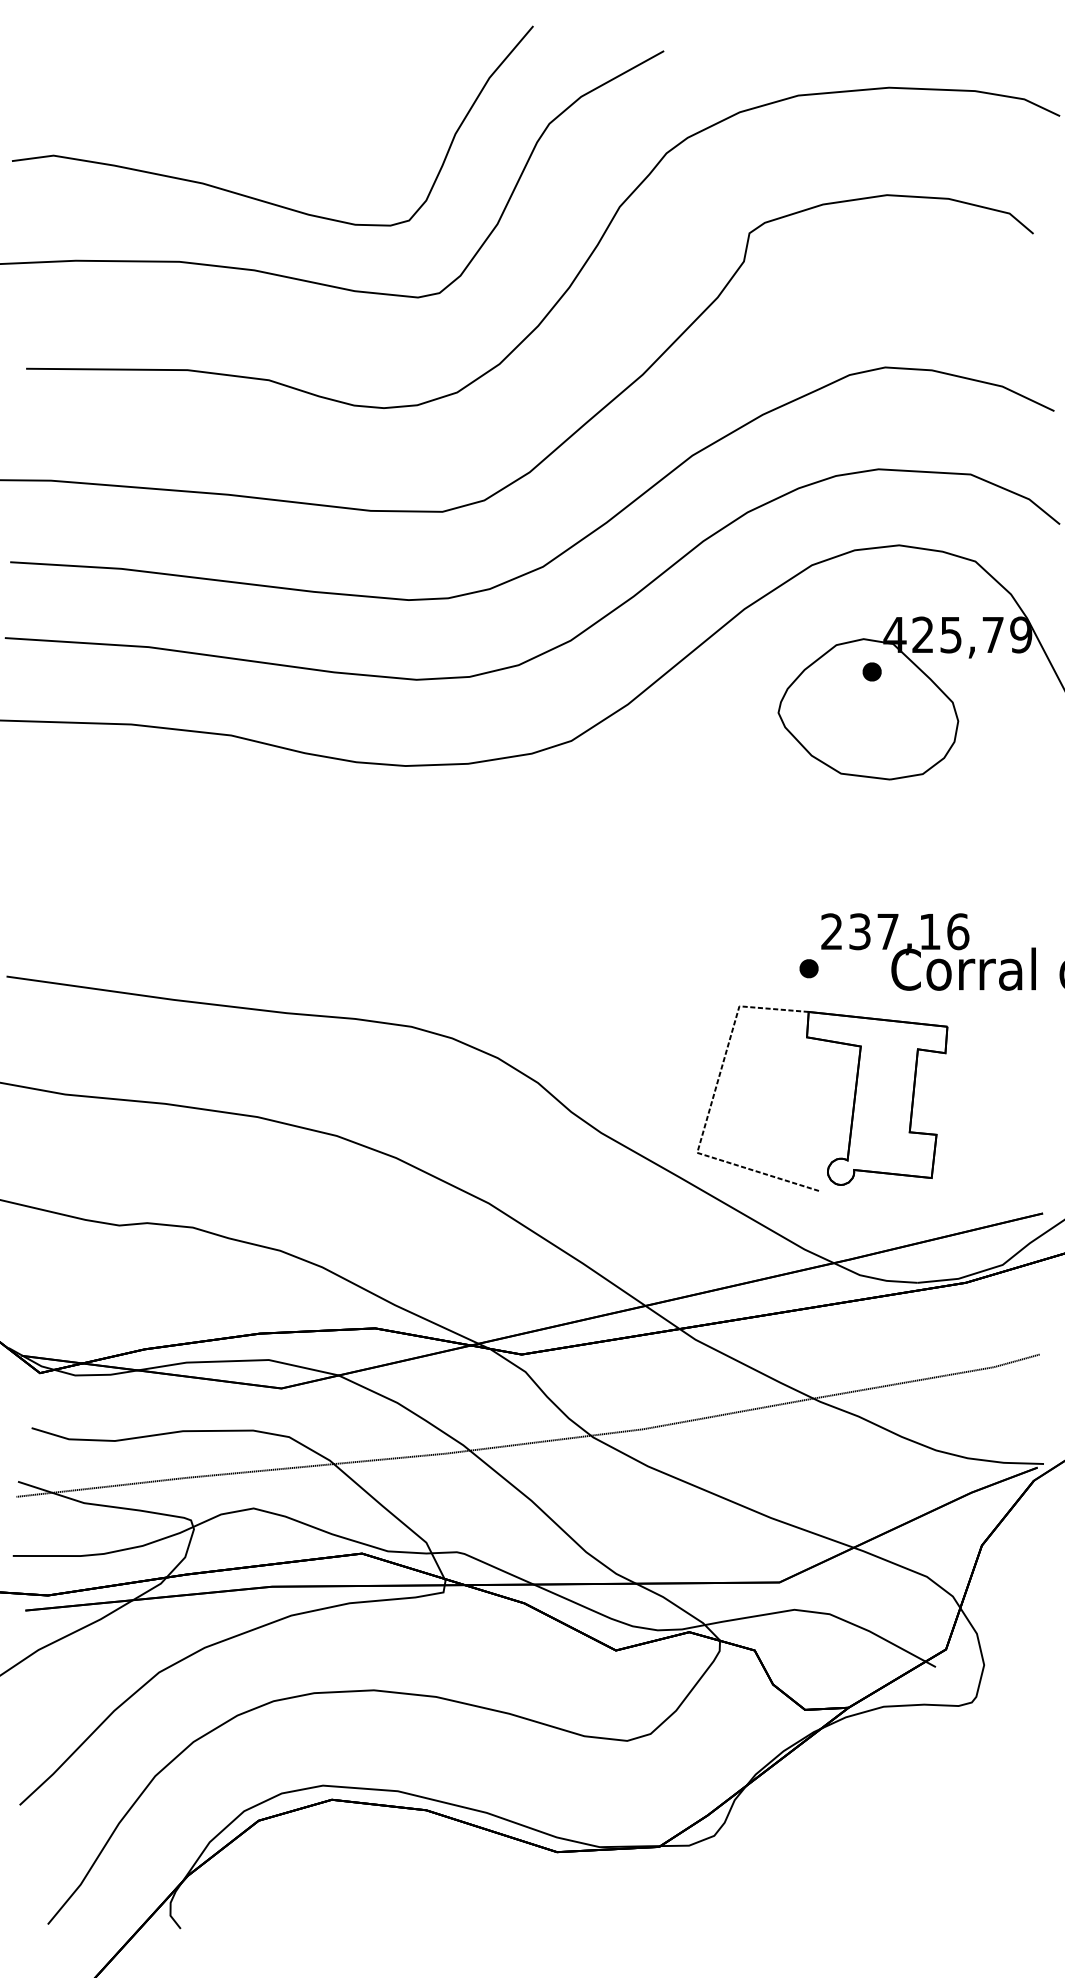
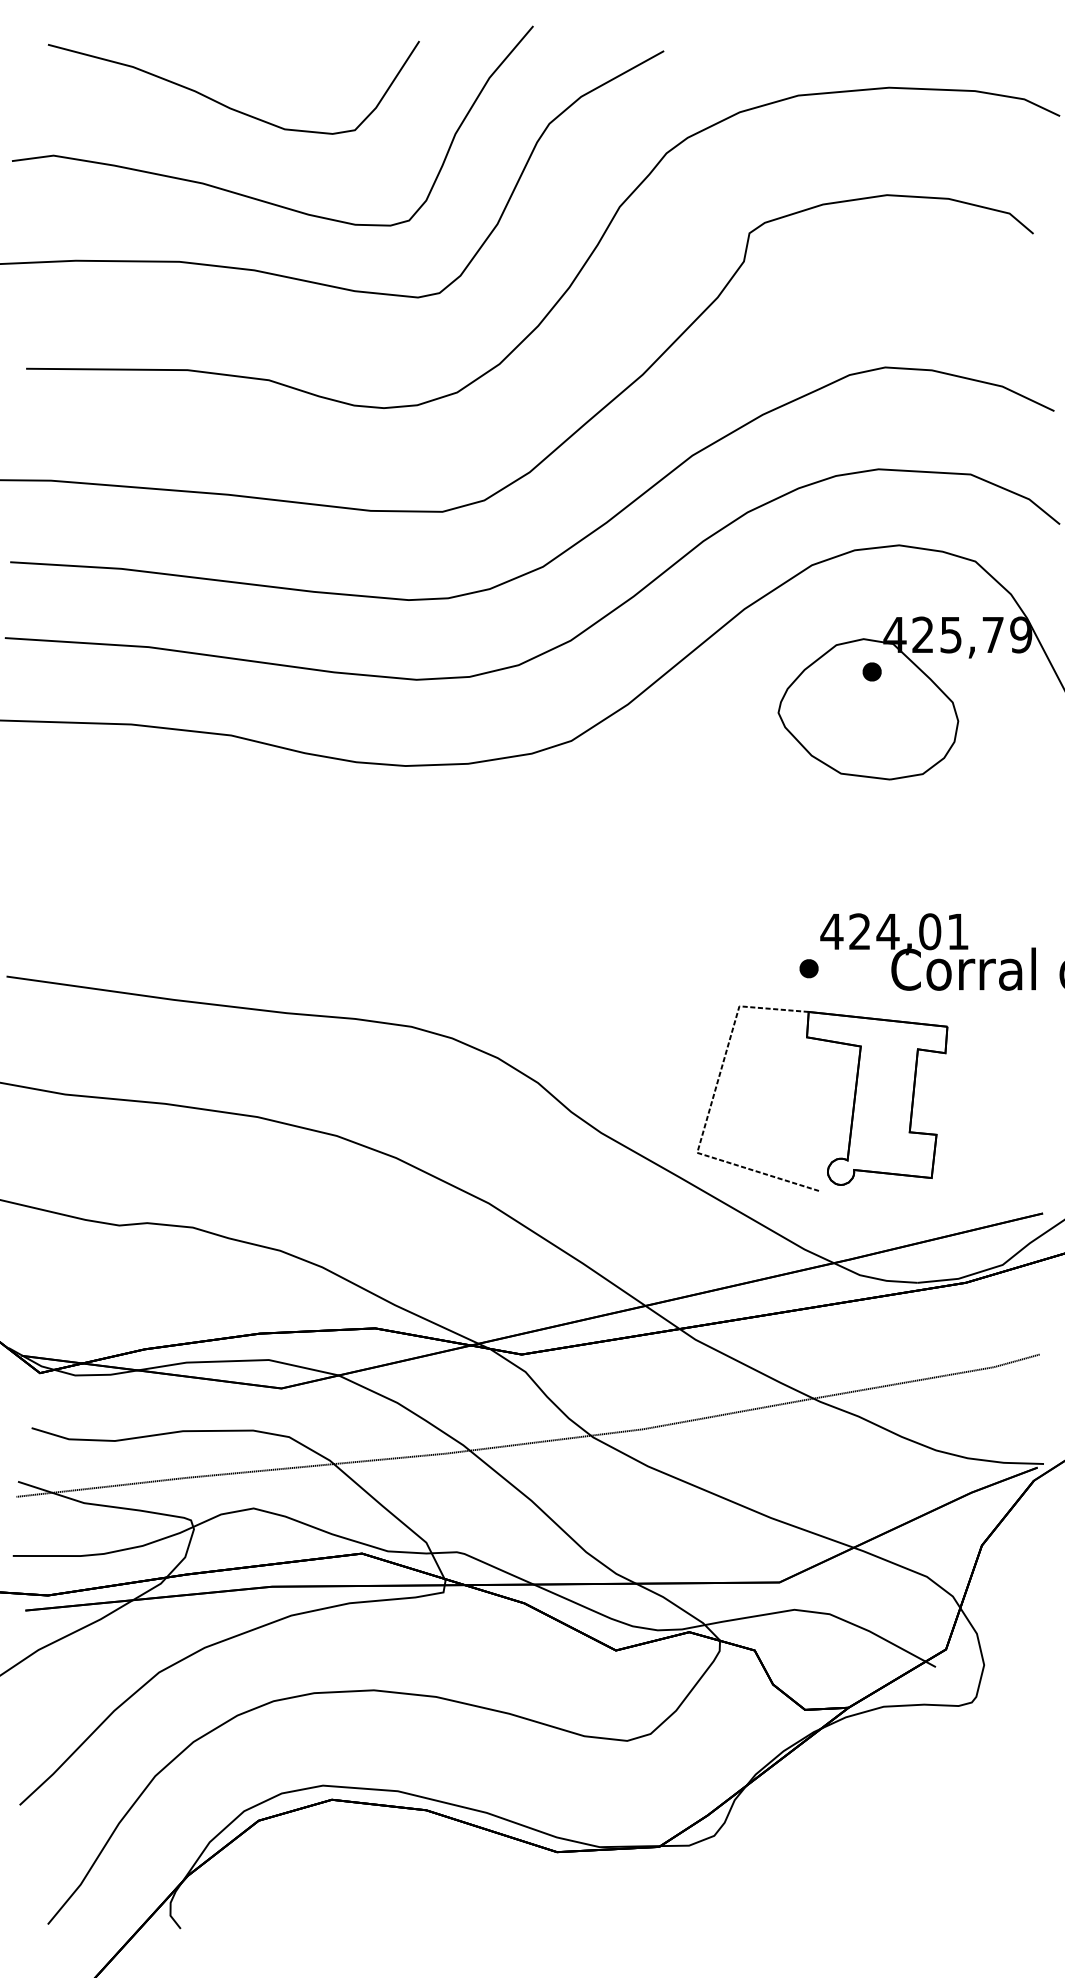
part: none -> present (224, 104)
text: 237,16 -> 424,01 (894, 931)
